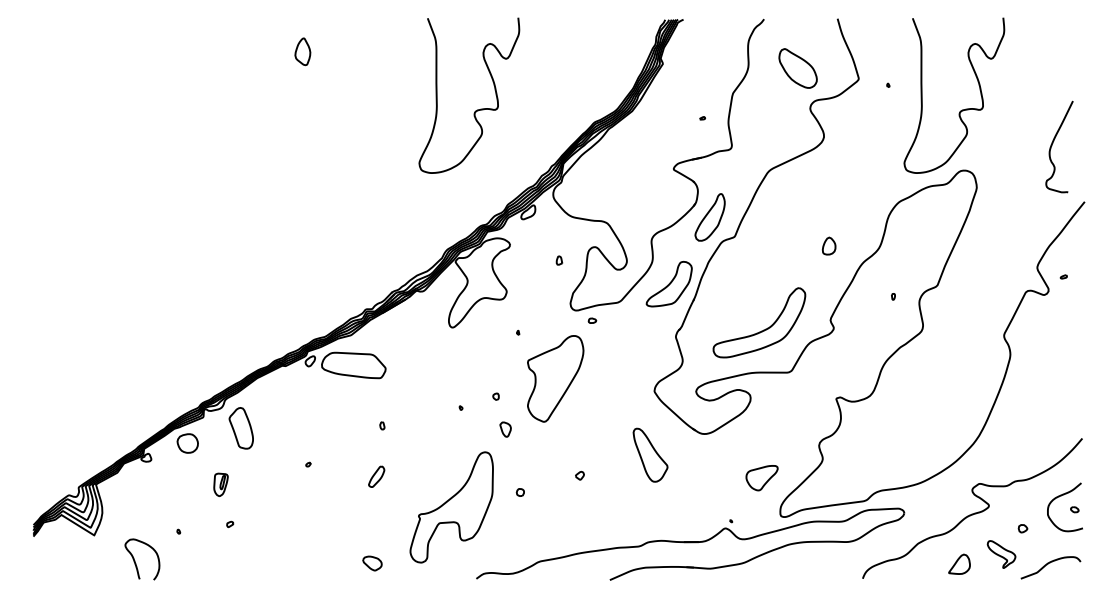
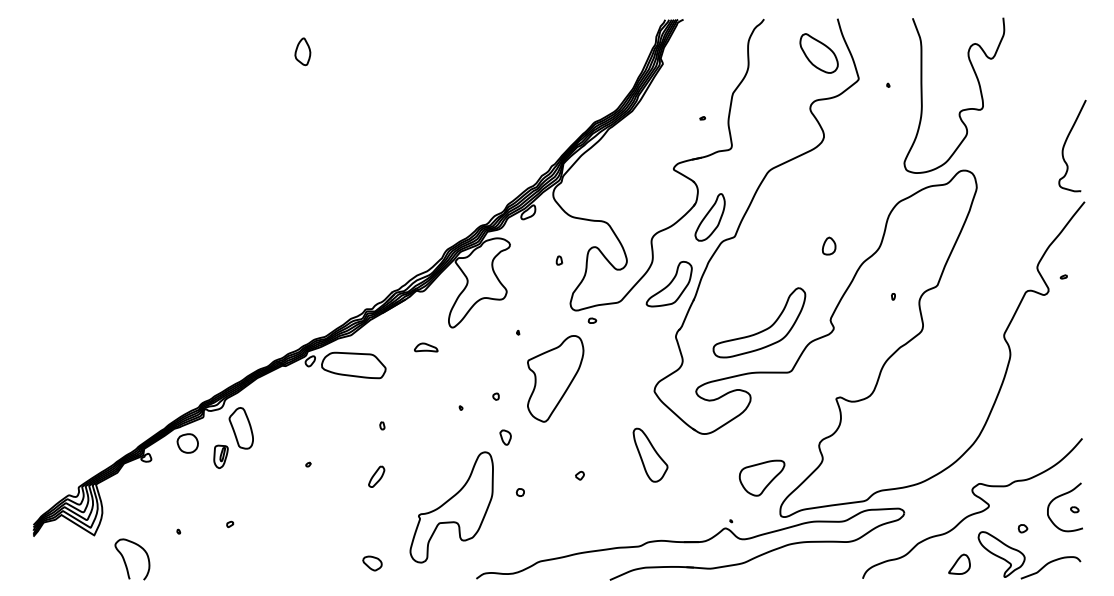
part position: (797, 68) -> (818, 53) (818, 53)
curve: present -> none (477, 109)
curve position: (1053, 143) -> (1066, 142) (1066, 142)
part: none -> present (426, 347)
part position: (505, 429) -> (505, 437) (505, 437)
part size: 34x27 px -> 48x38 px (761, 477)
part position: (220, 484) -> (220, 456) (220, 456)
part size: 31x29 px -> 49x47 px (1001, 554)
curve position: (135, 560) -> (125, 560) (125, 560)
